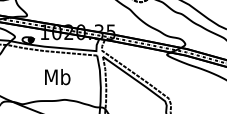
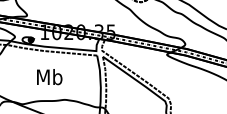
text position: (57, 77) -> (49, 77) (49, 77)
